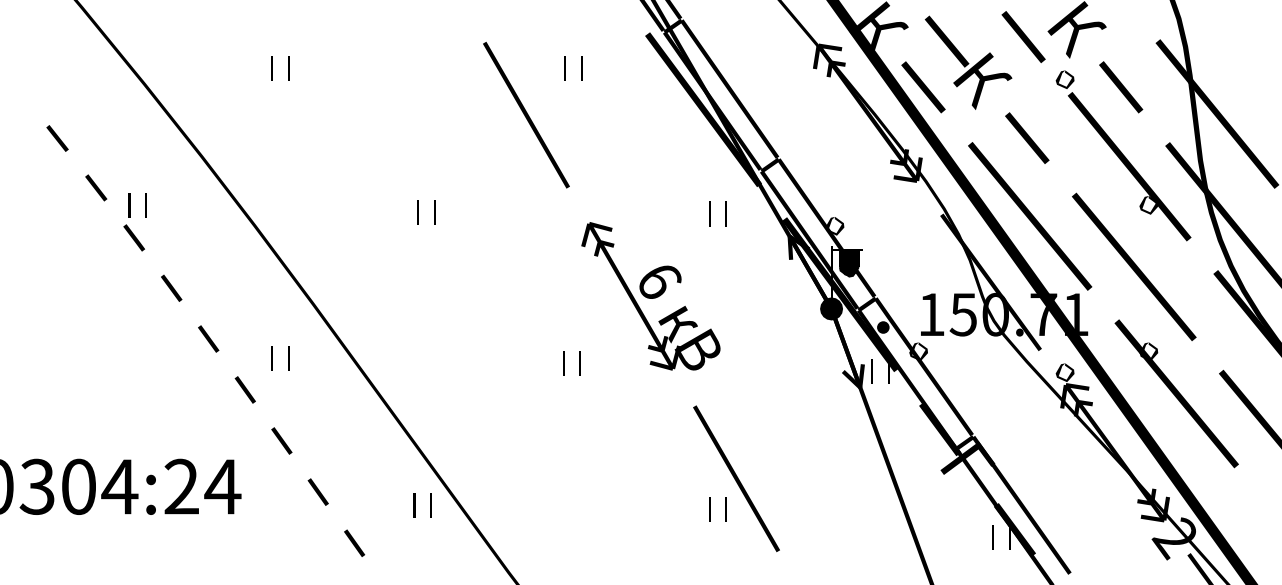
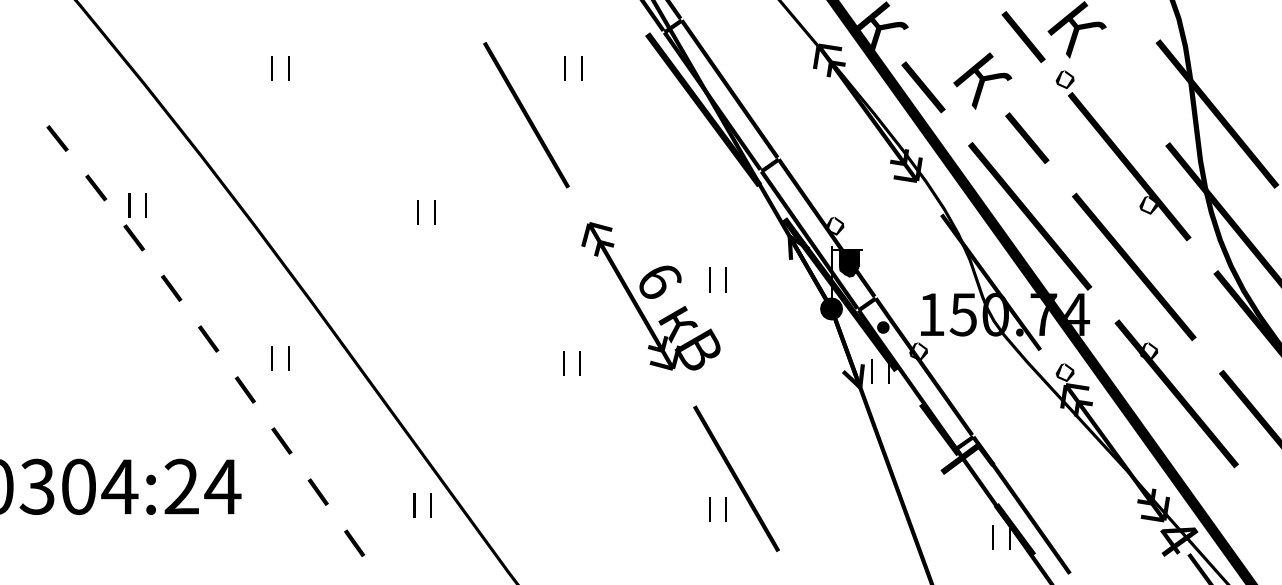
fill: present -> none (946, 41)
fill: present -> none (1120, 87)
part position: (710, 213) -> (710, 279) (710, 279)
text: 150.71 -> 150.74 (1077, 314)
text: 2 -> 4 (1174, 538)
